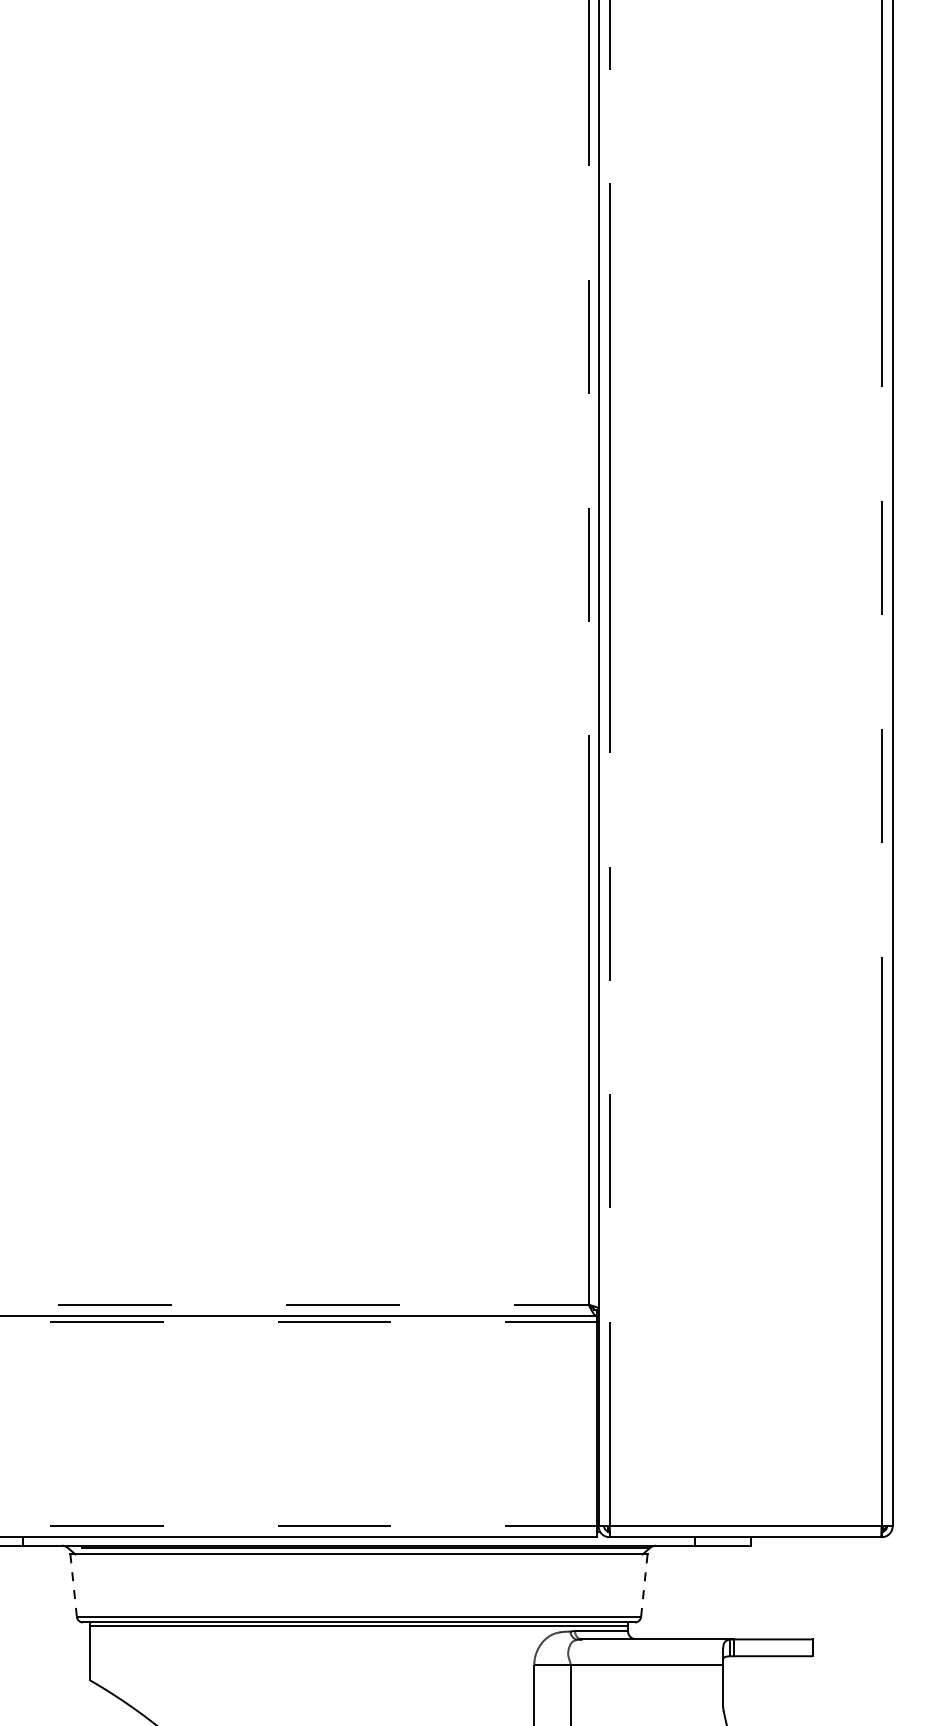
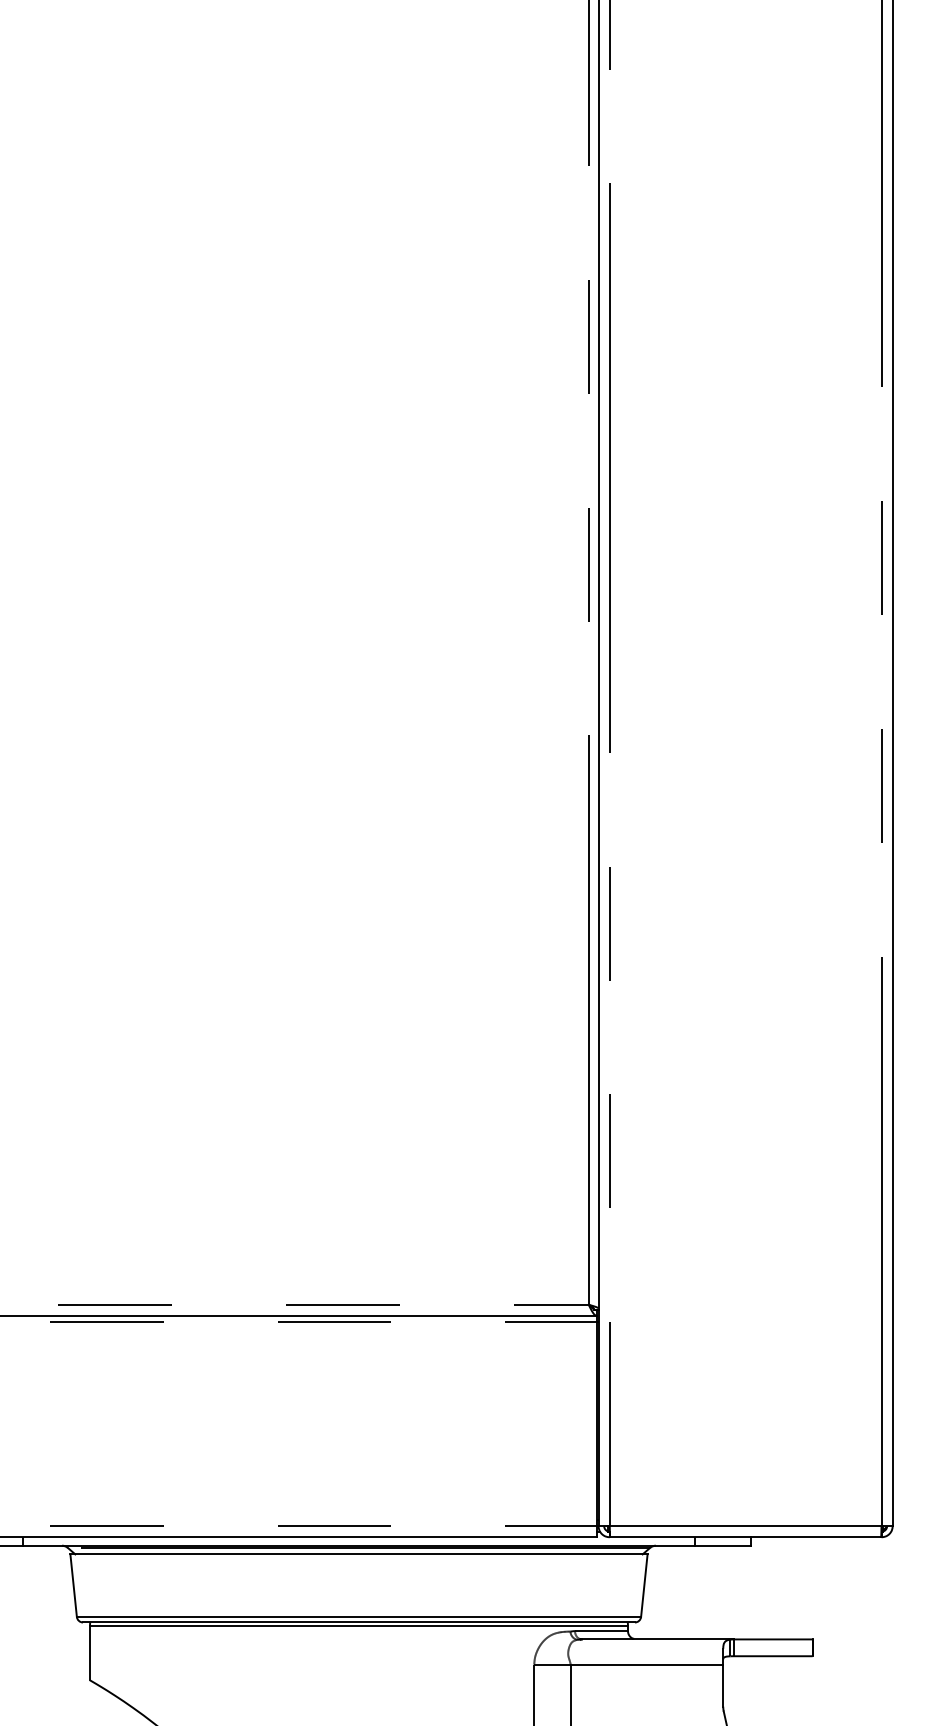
line: dashed -> solid (644, 1585)
line: dashed -> solid (73, 1586)
